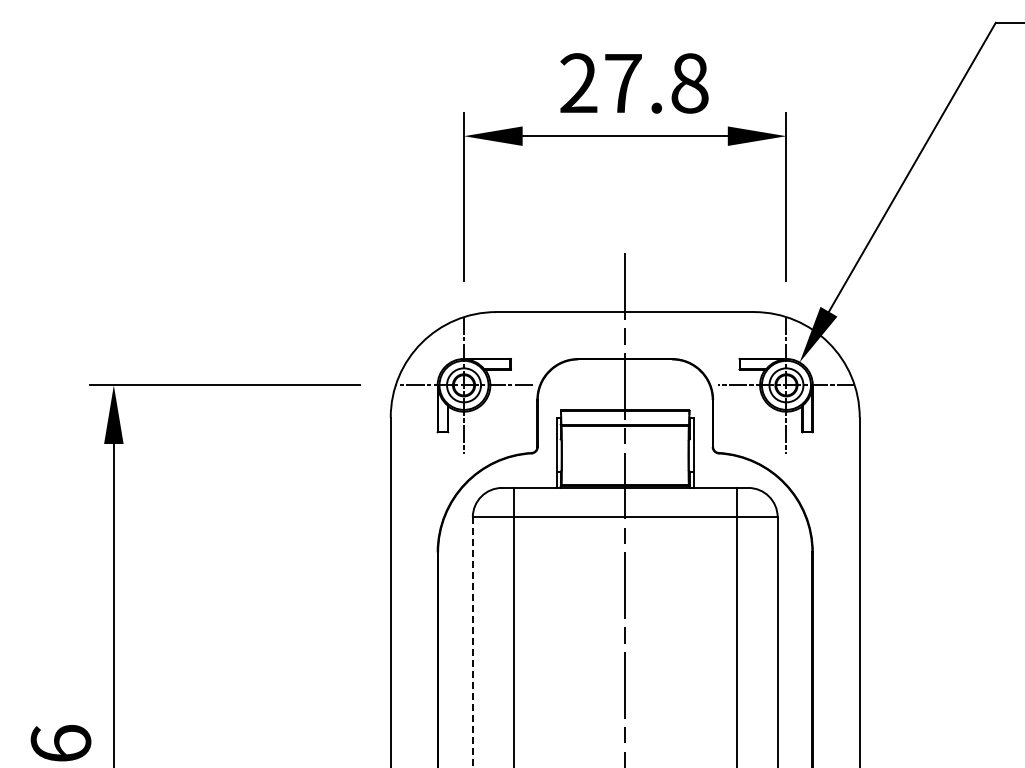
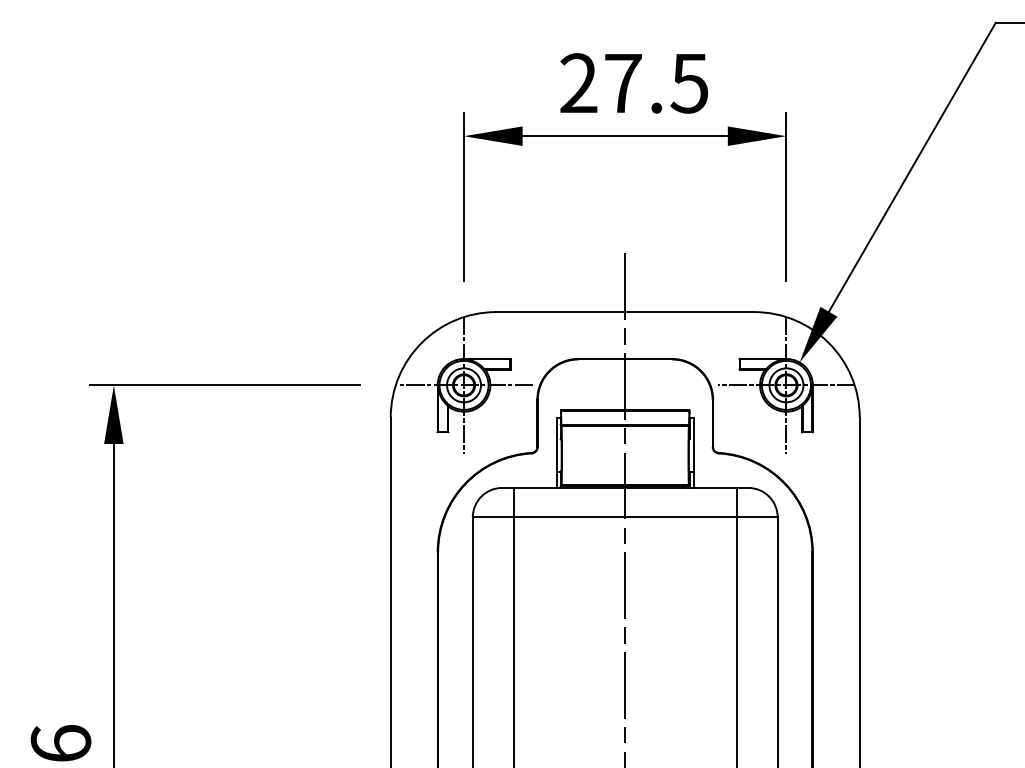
text: 27.8 -> 27.5 (689, 83)
line: dashed -> solid (472, 642)
